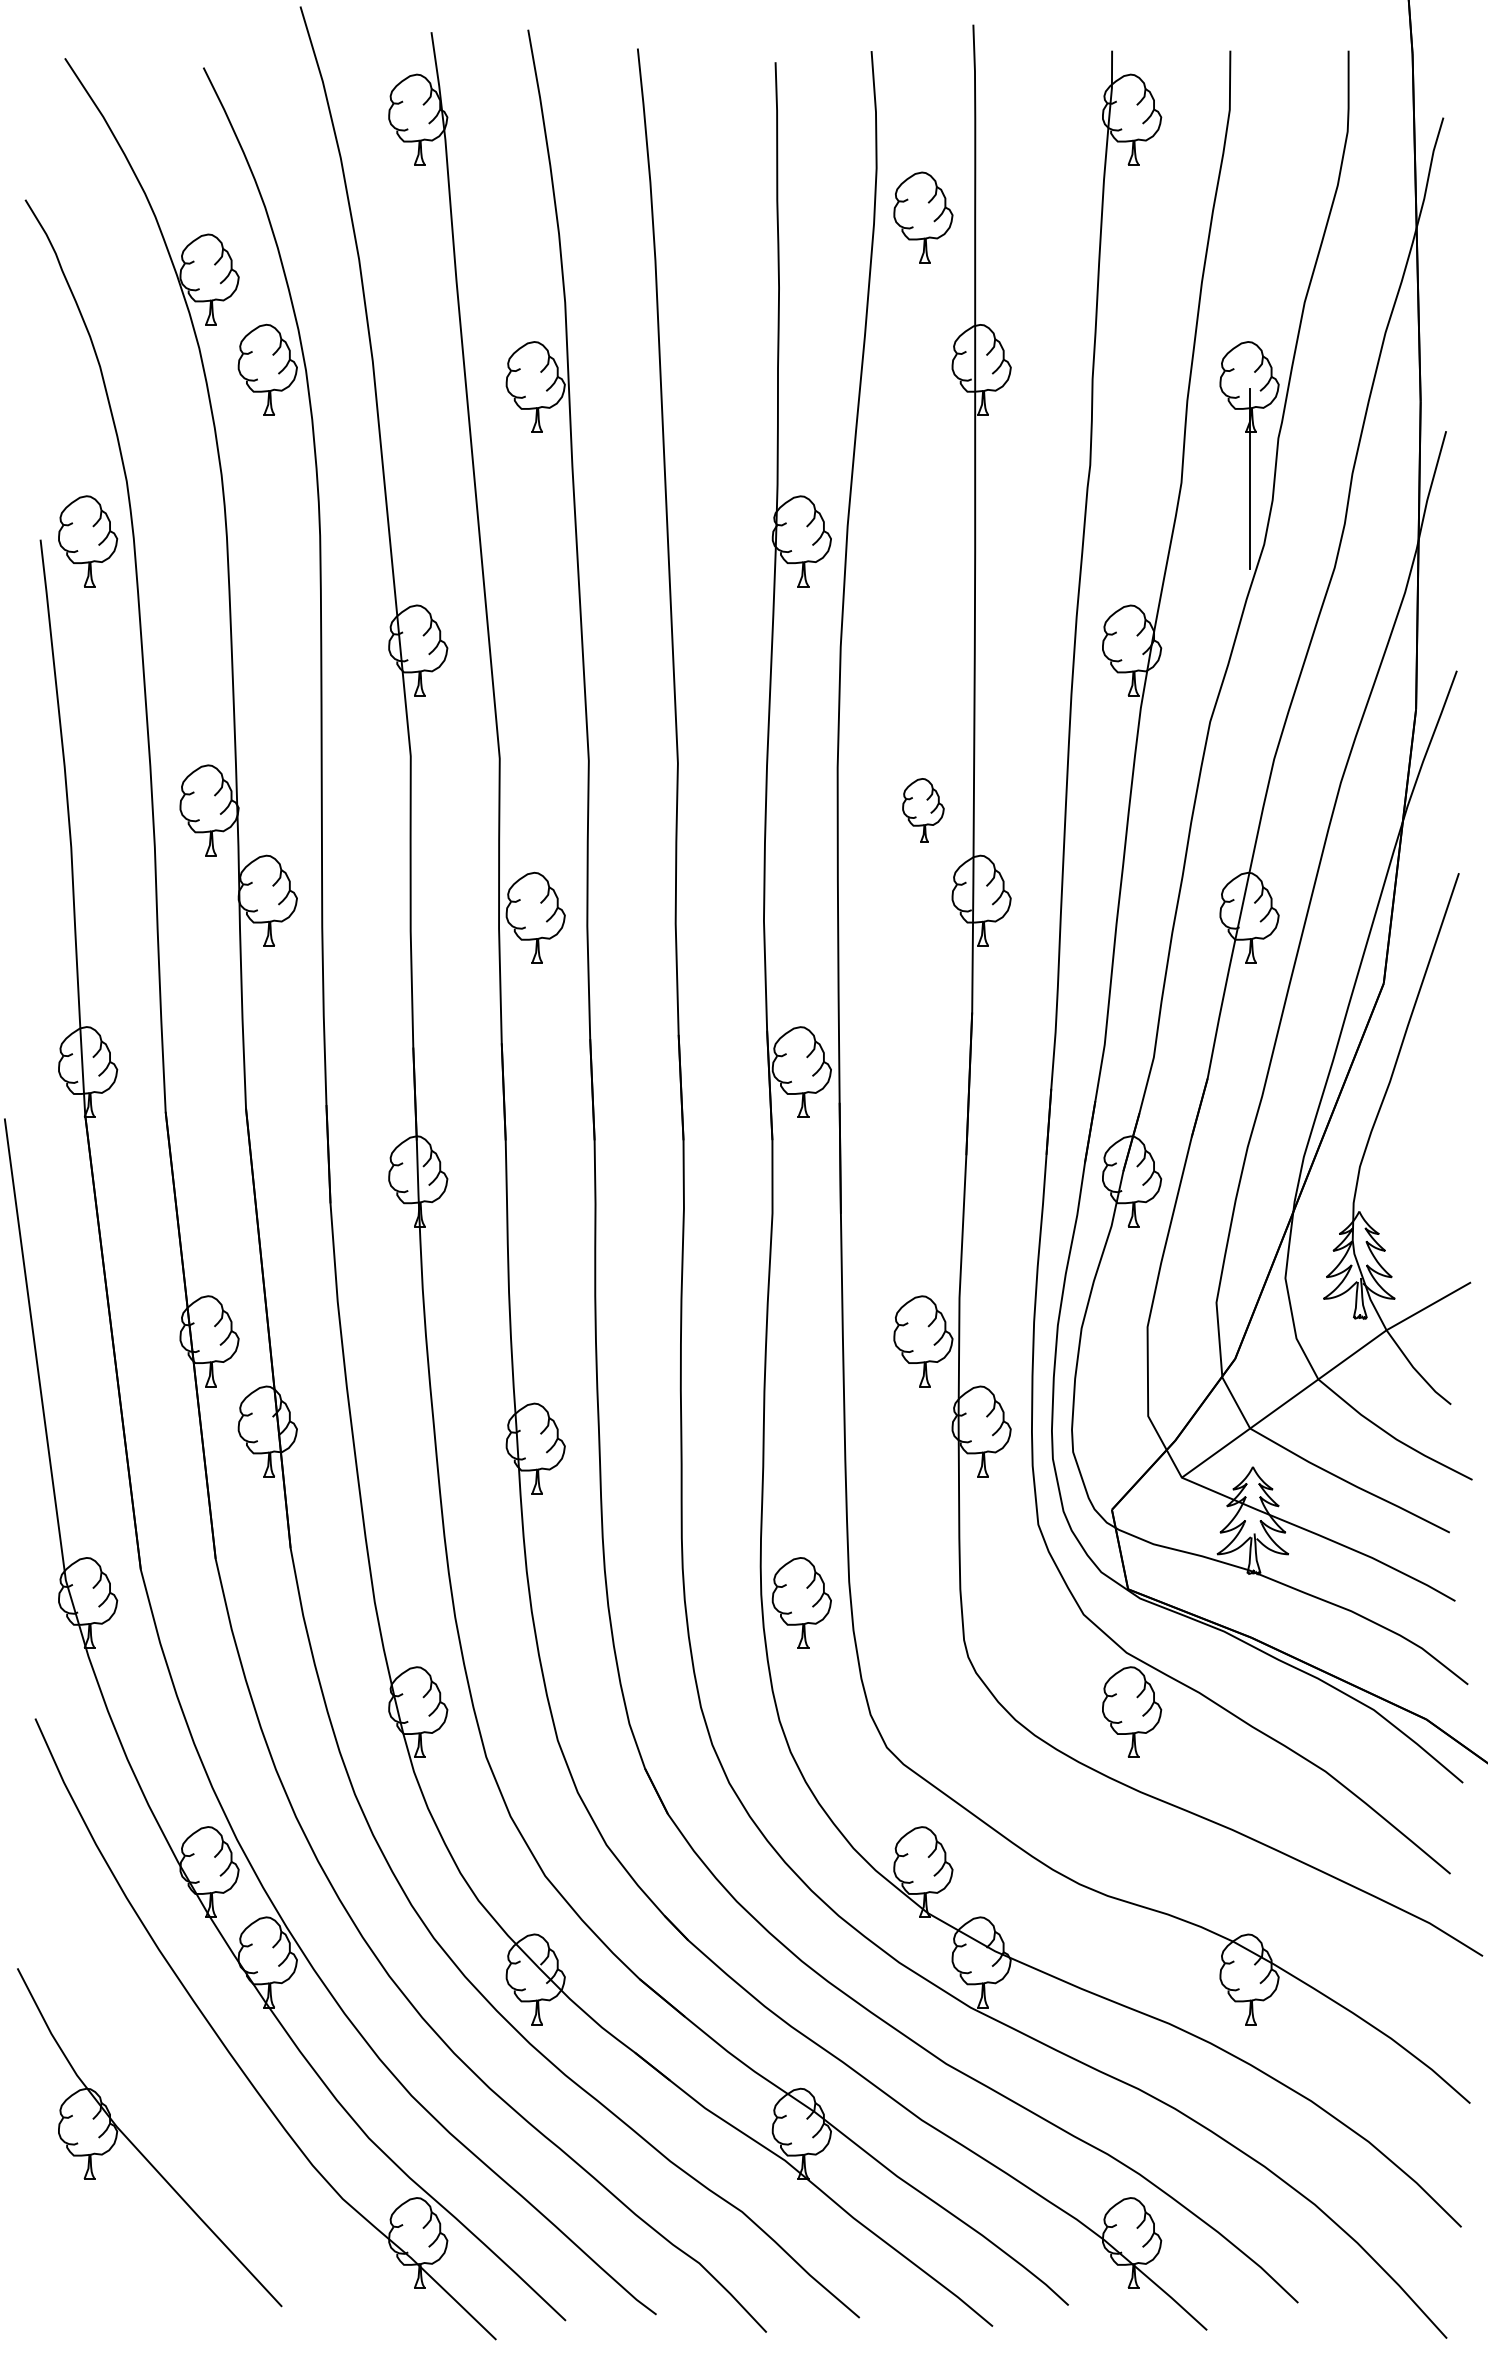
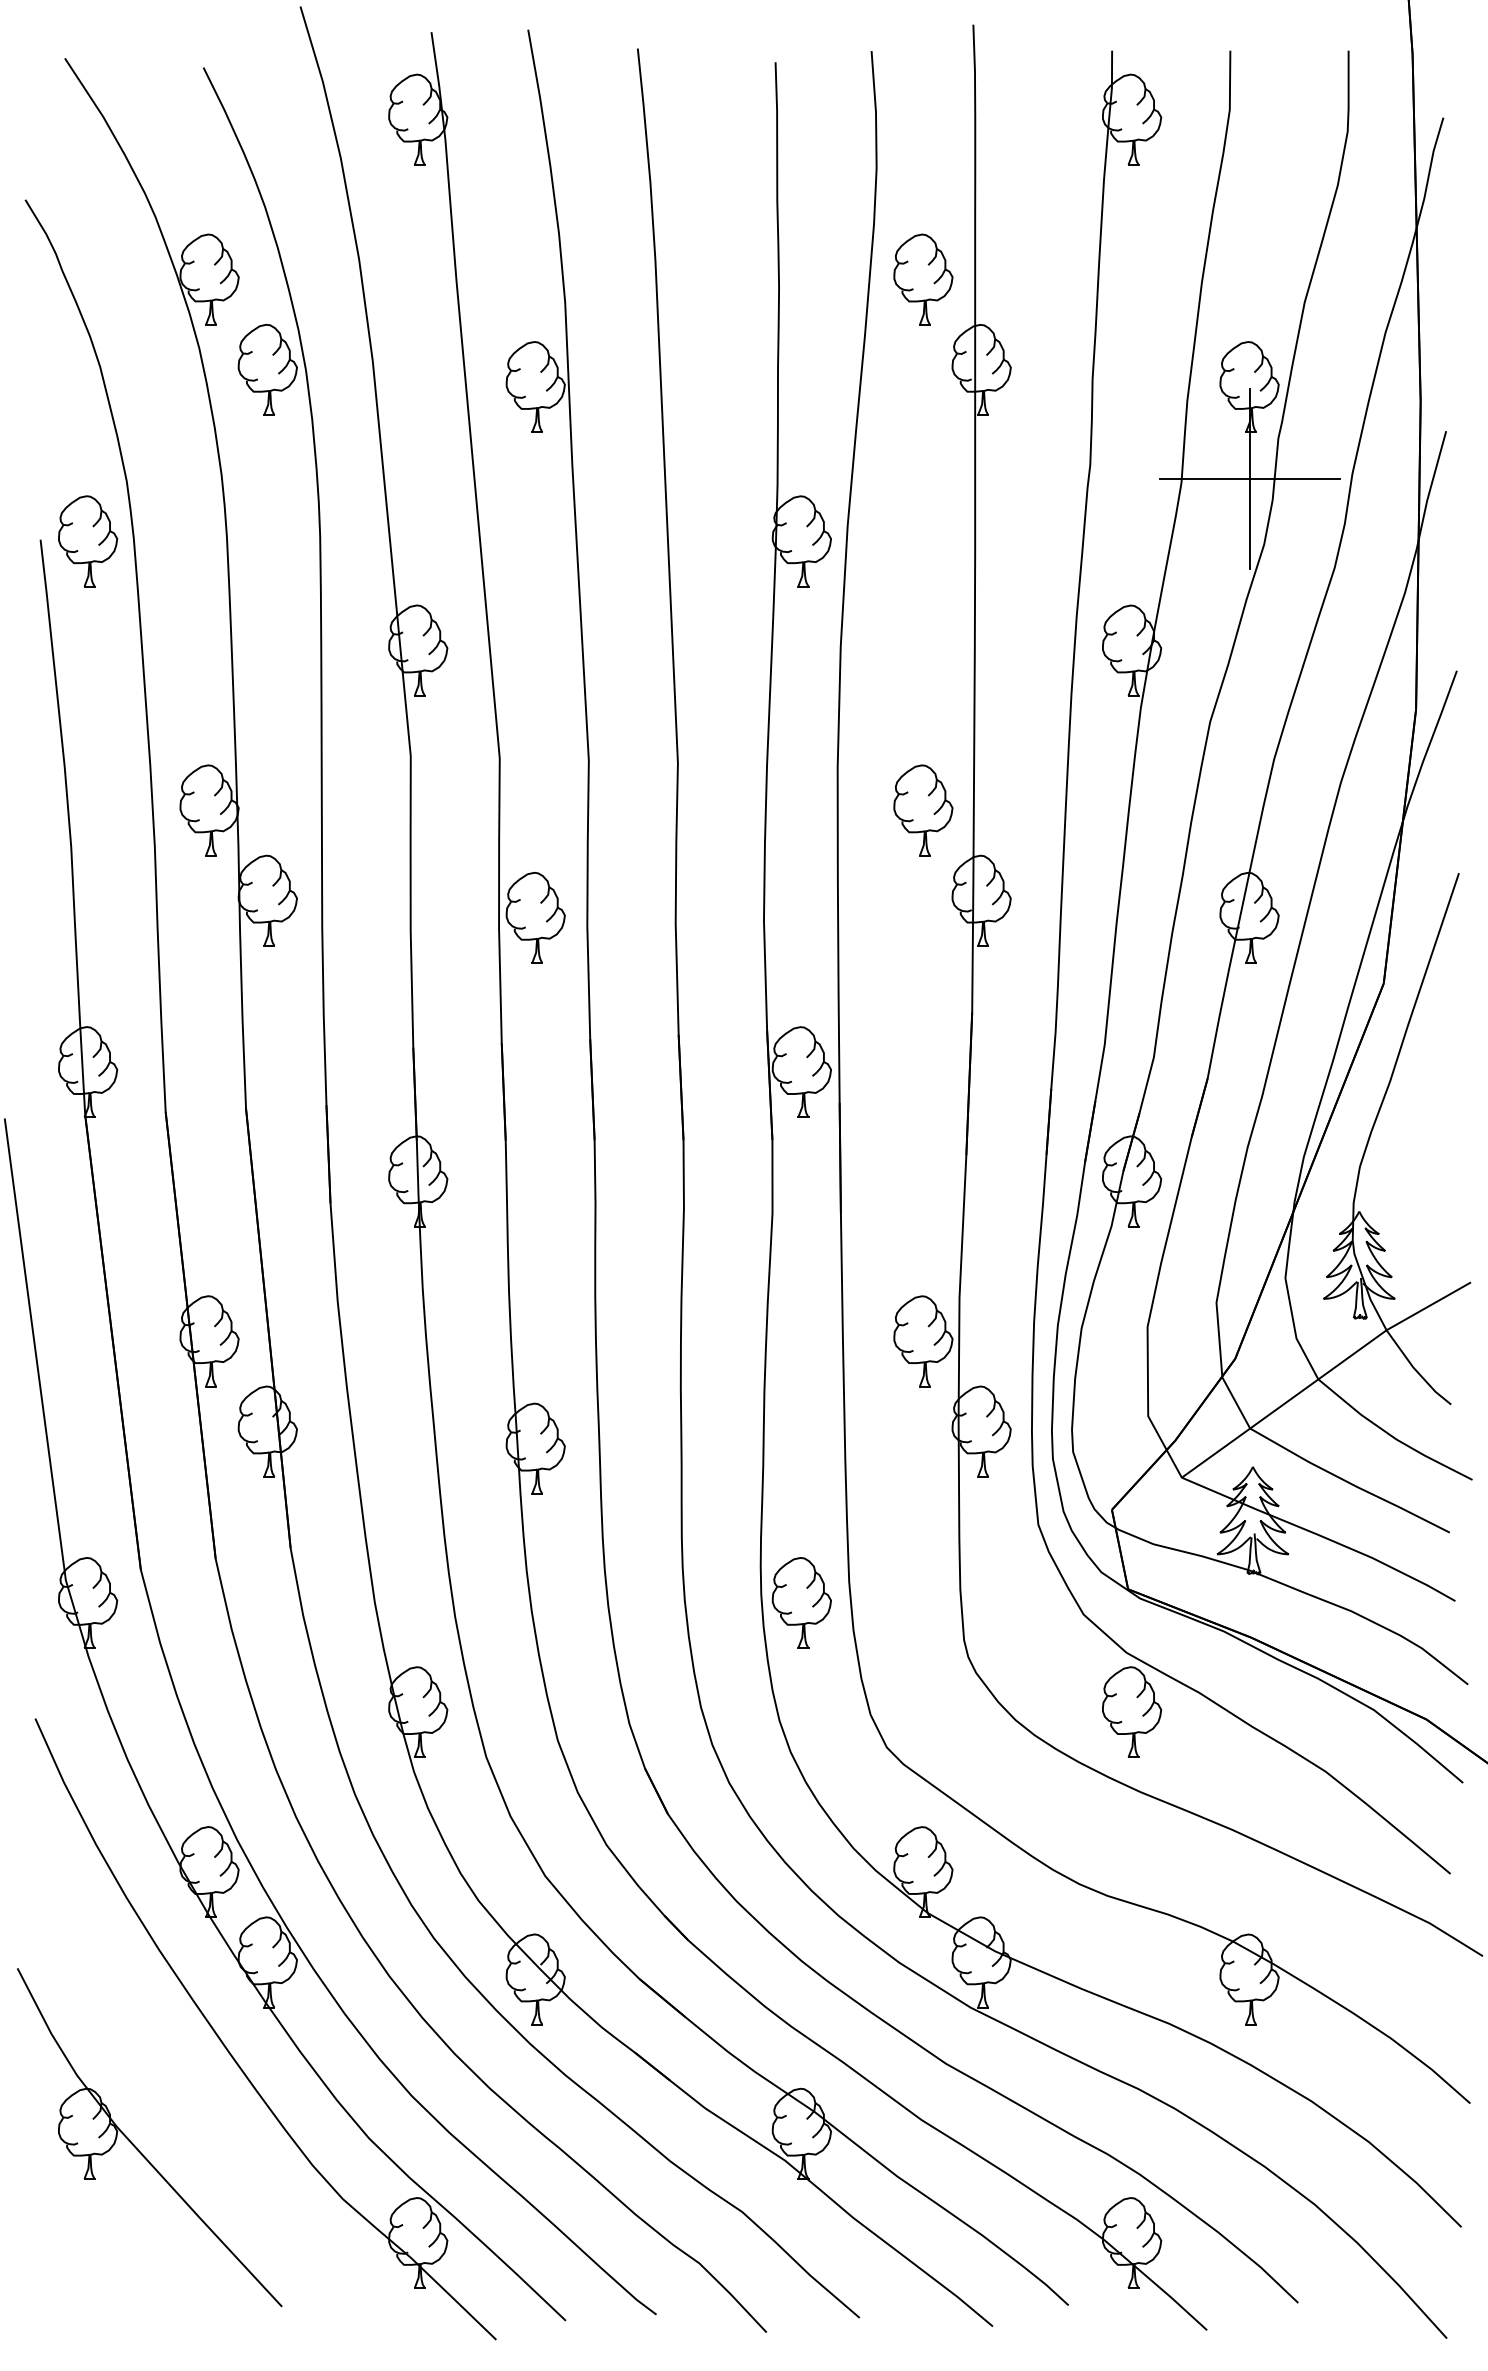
part position: (923, 217) -> (923, 279) (923, 279)
line: none -> present (1250, 479)
part size: 43x65 px -> 61x93 px (923, 810)
